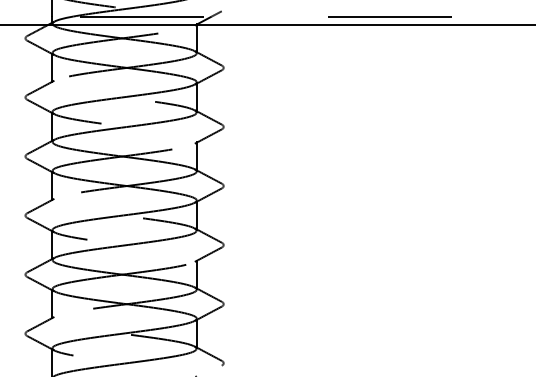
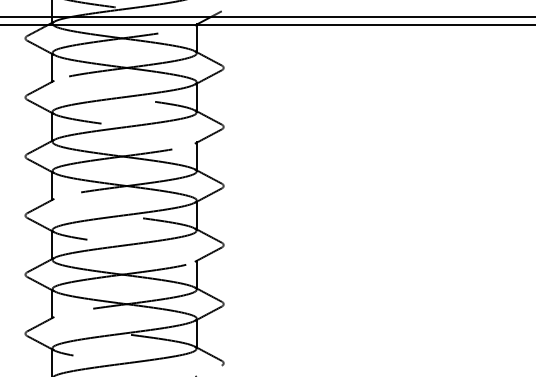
line: dashed -> solid (268, 16)
